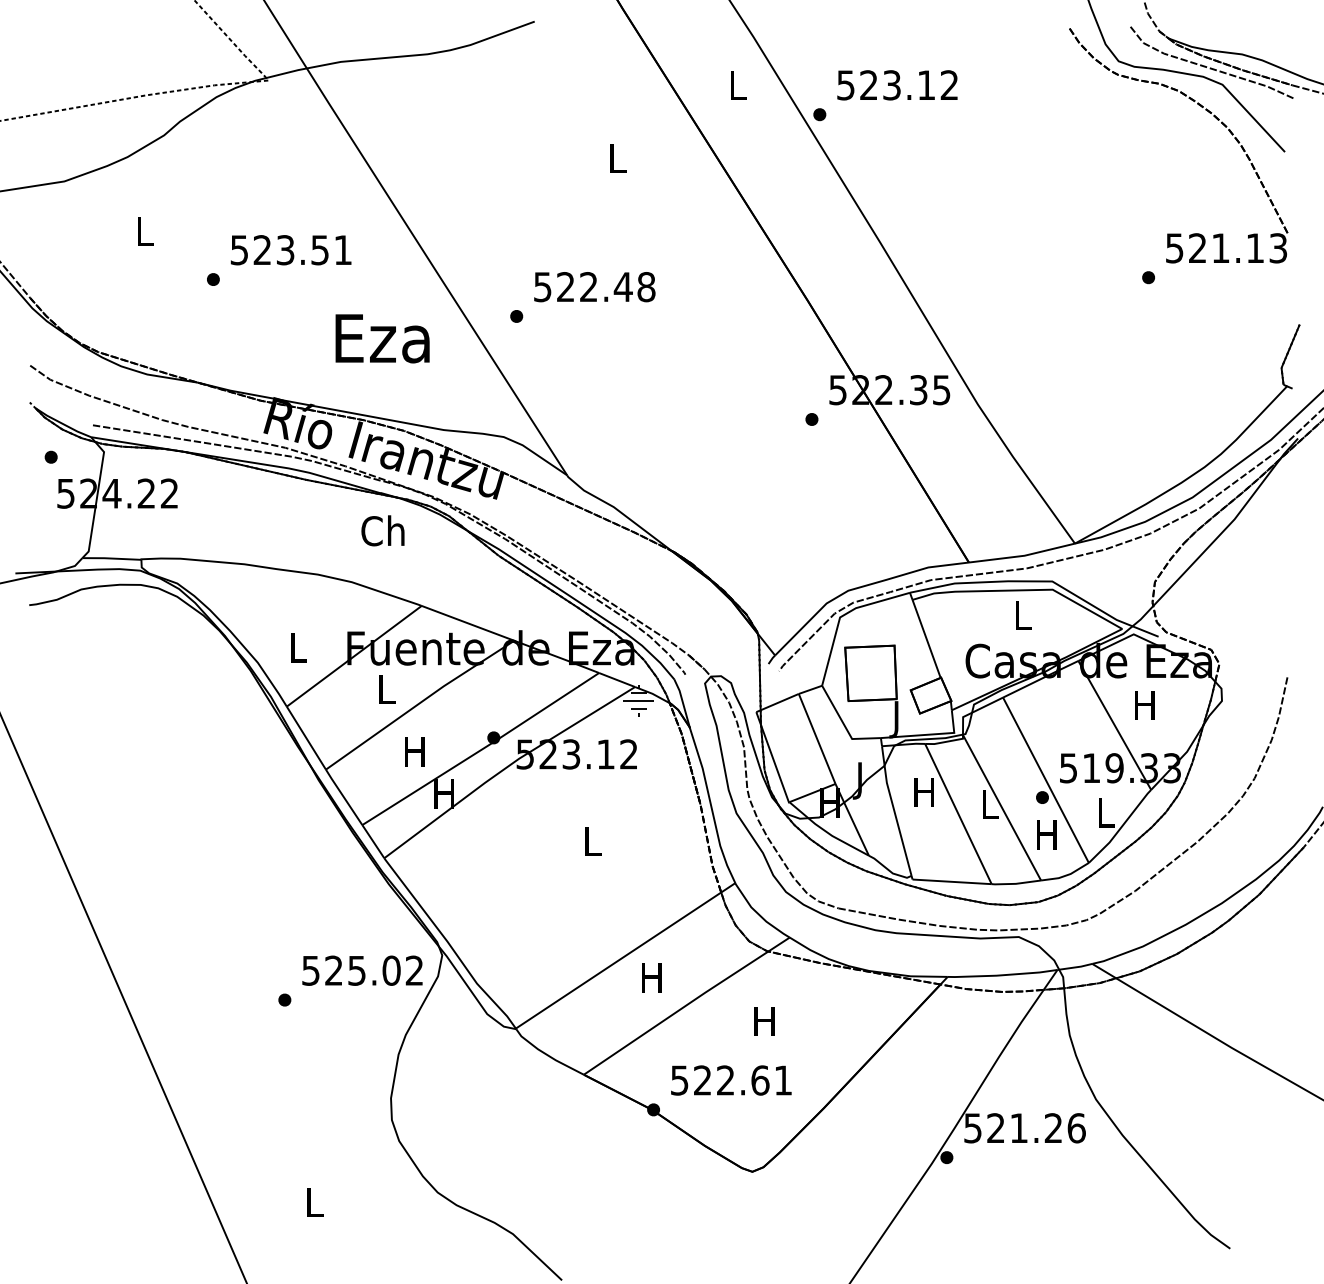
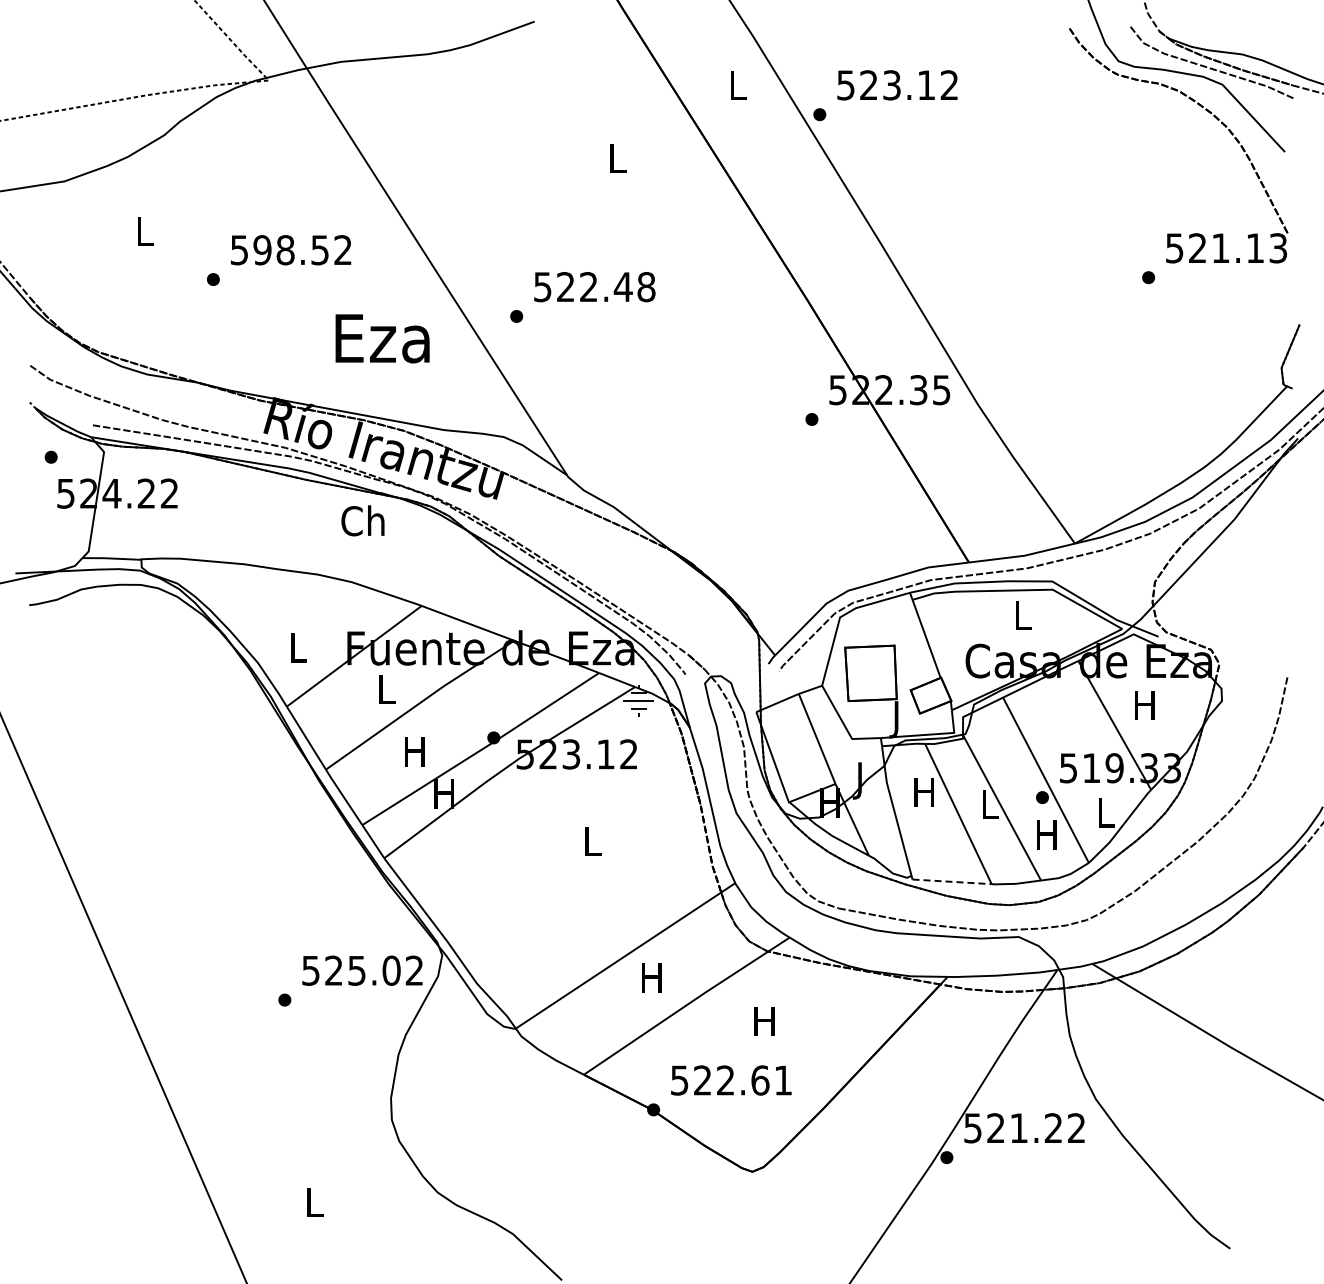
text: 523.51 -> 598.52 (302, 250)
text position: (382, 530) -> (362, 520) (362, 520)
line: solid -> dashed (952, 881)
text: 521.26 -> 521.22 (1076, 1128)
